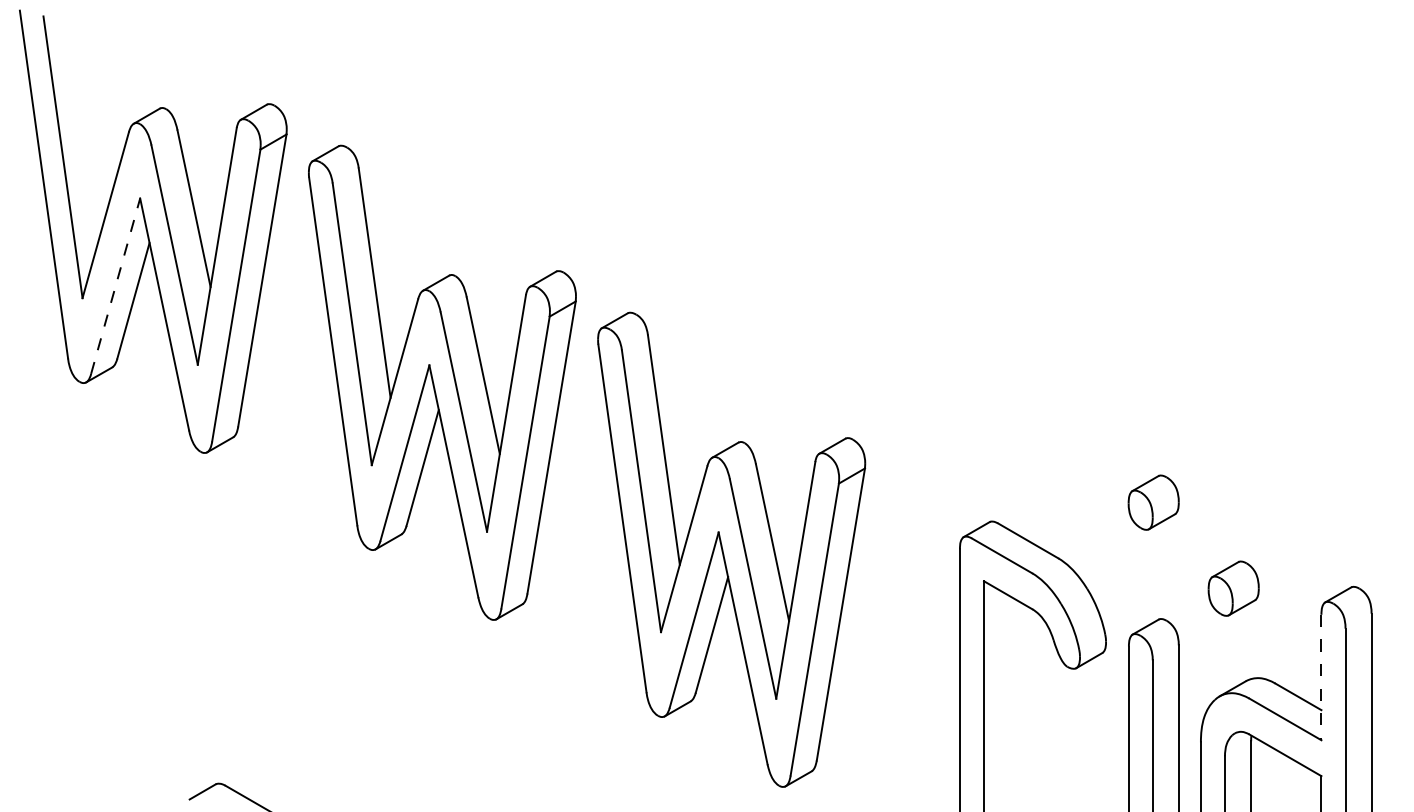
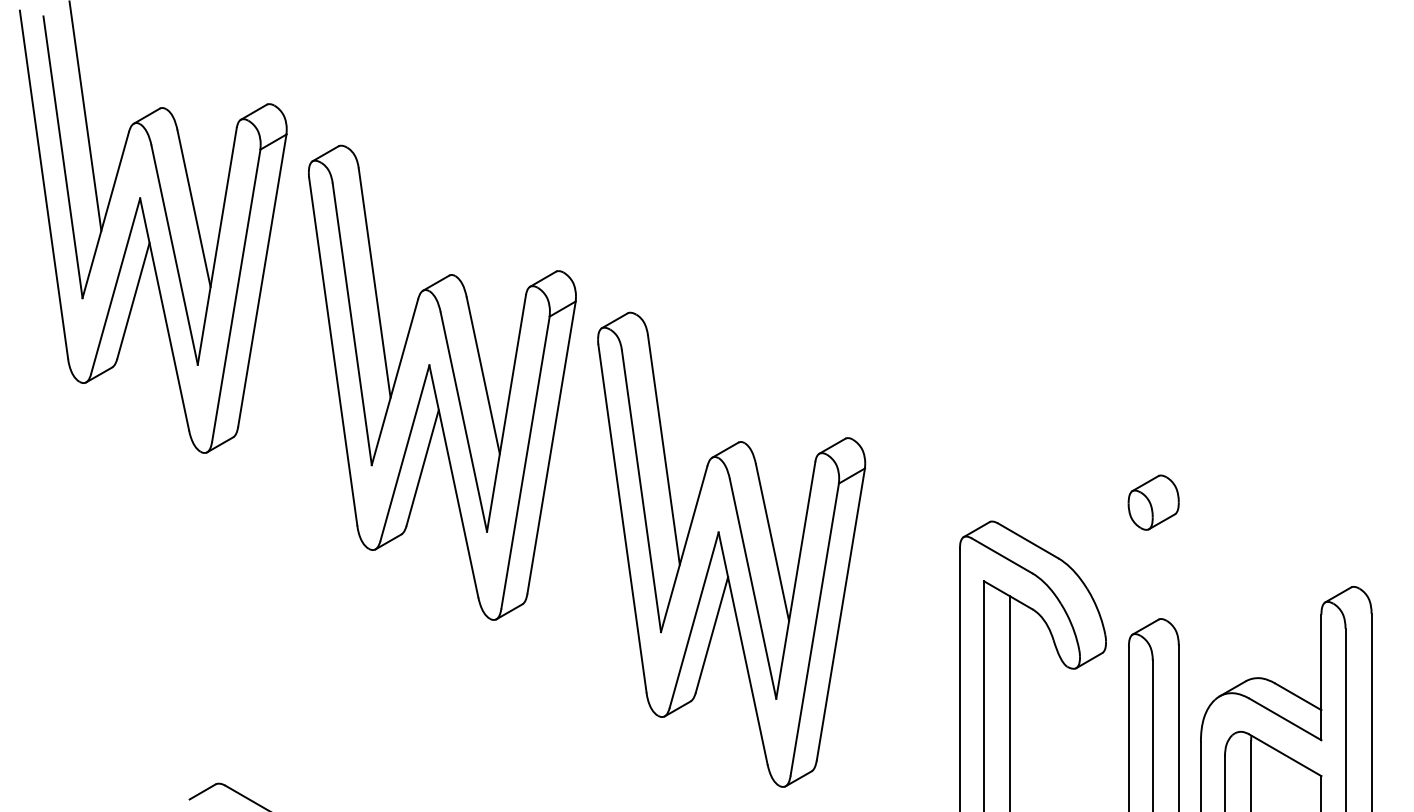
line: none -> present (85, 116)
line: dashed -> solid (115, 285)
part: present -> none (1233, 588)
line: dashed -> solid (1321, 677)
line: none -> present (1010, 702)
